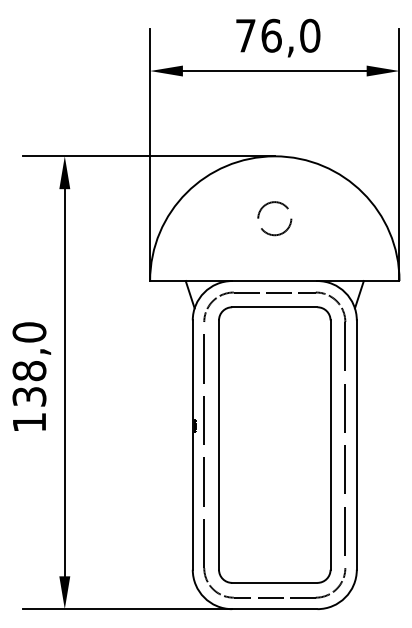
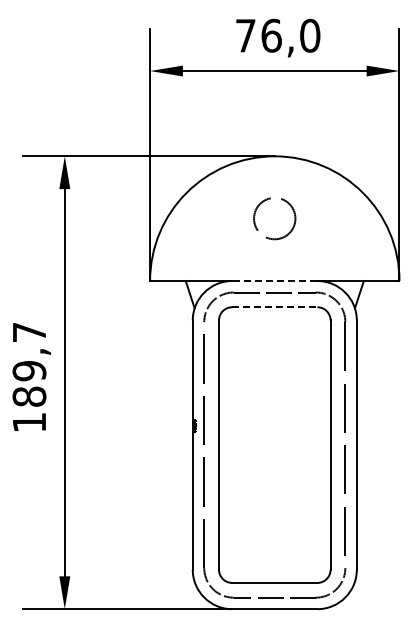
circle size: 36x36 px -> 44x44 px (274, 218)
line: solid -> dashed (274, 281)
line: solid -> dashed (274, 307)
text: 138,0 -> 189,7 (29, 364)
